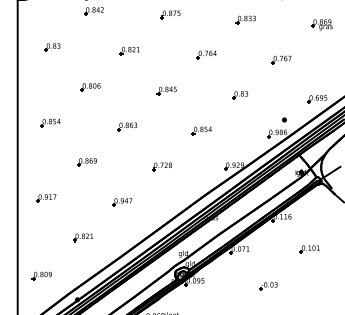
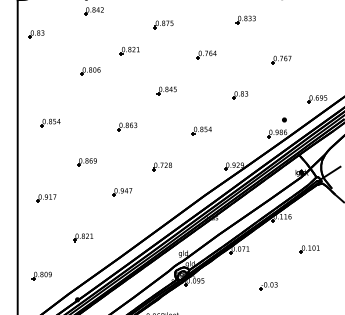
part position: (170, 14) -> (163, 24) (163, 24)
part: present -> none (321, 24)
part position: (52, 47) -> (36, 34) (36, 34)
part position: (90, 87) -> (90, 71) (90, 71)
part position: (122, 202) -> (122, 192) (122, 192)
